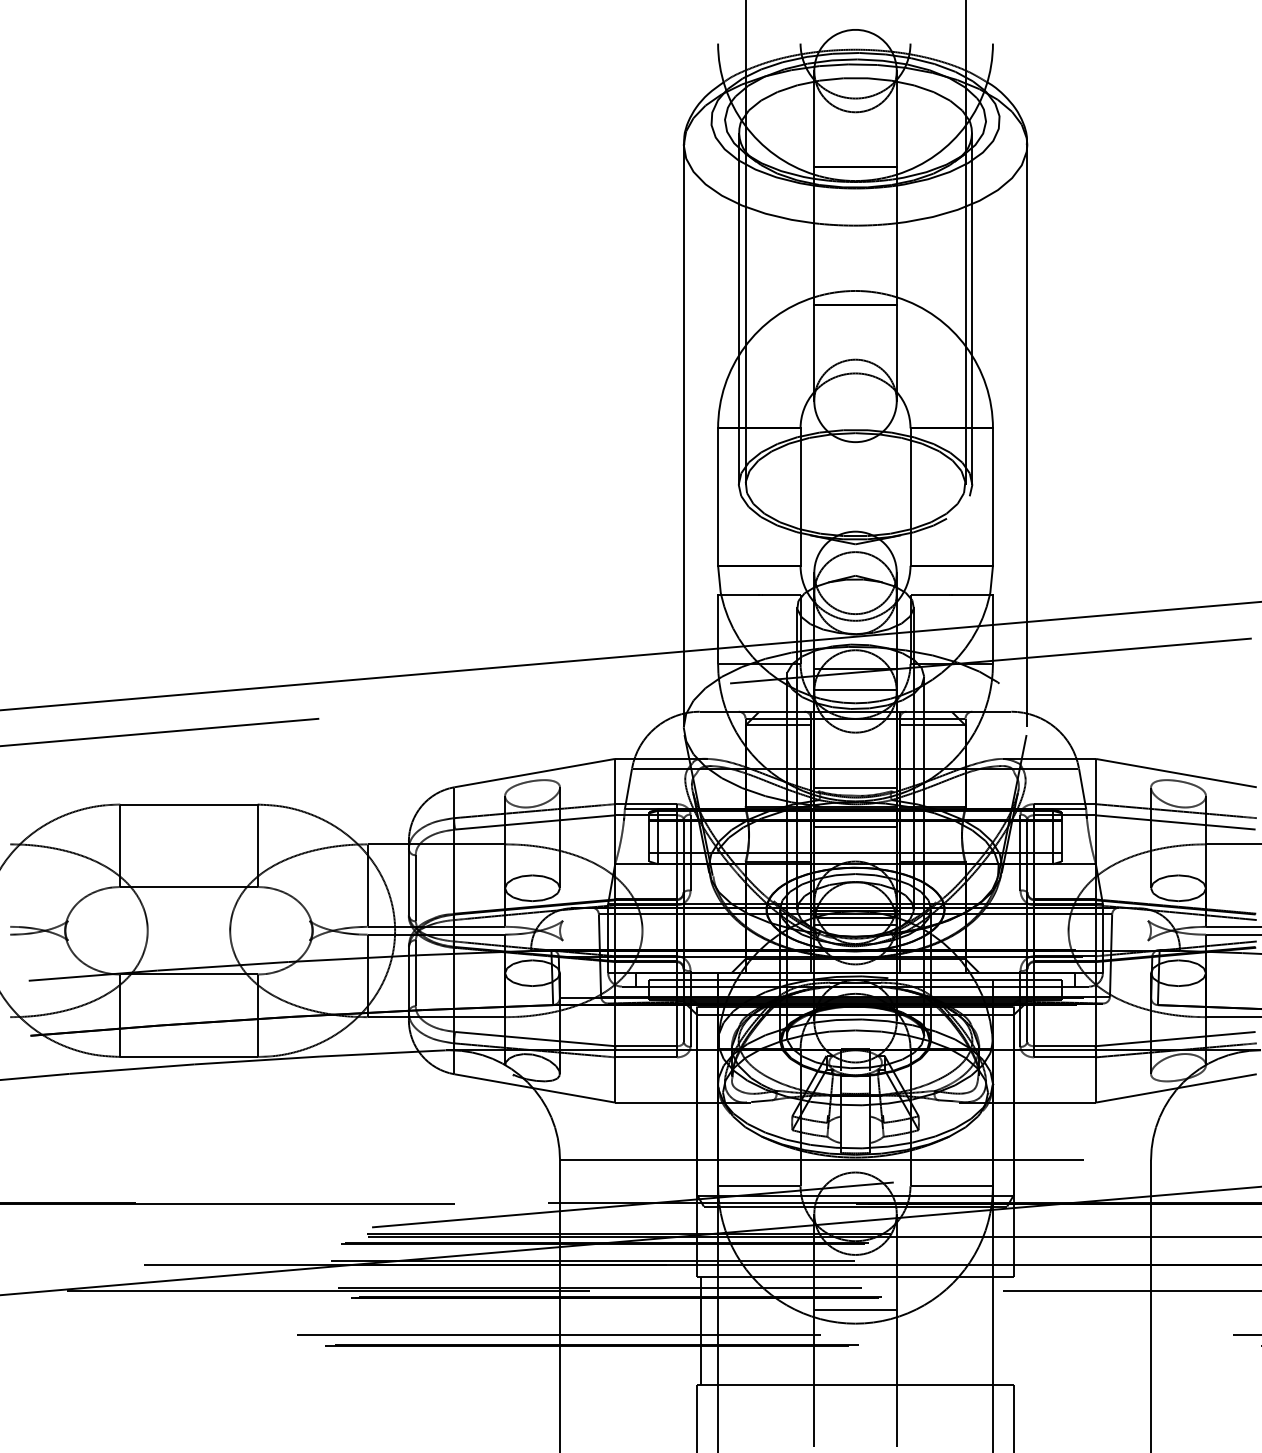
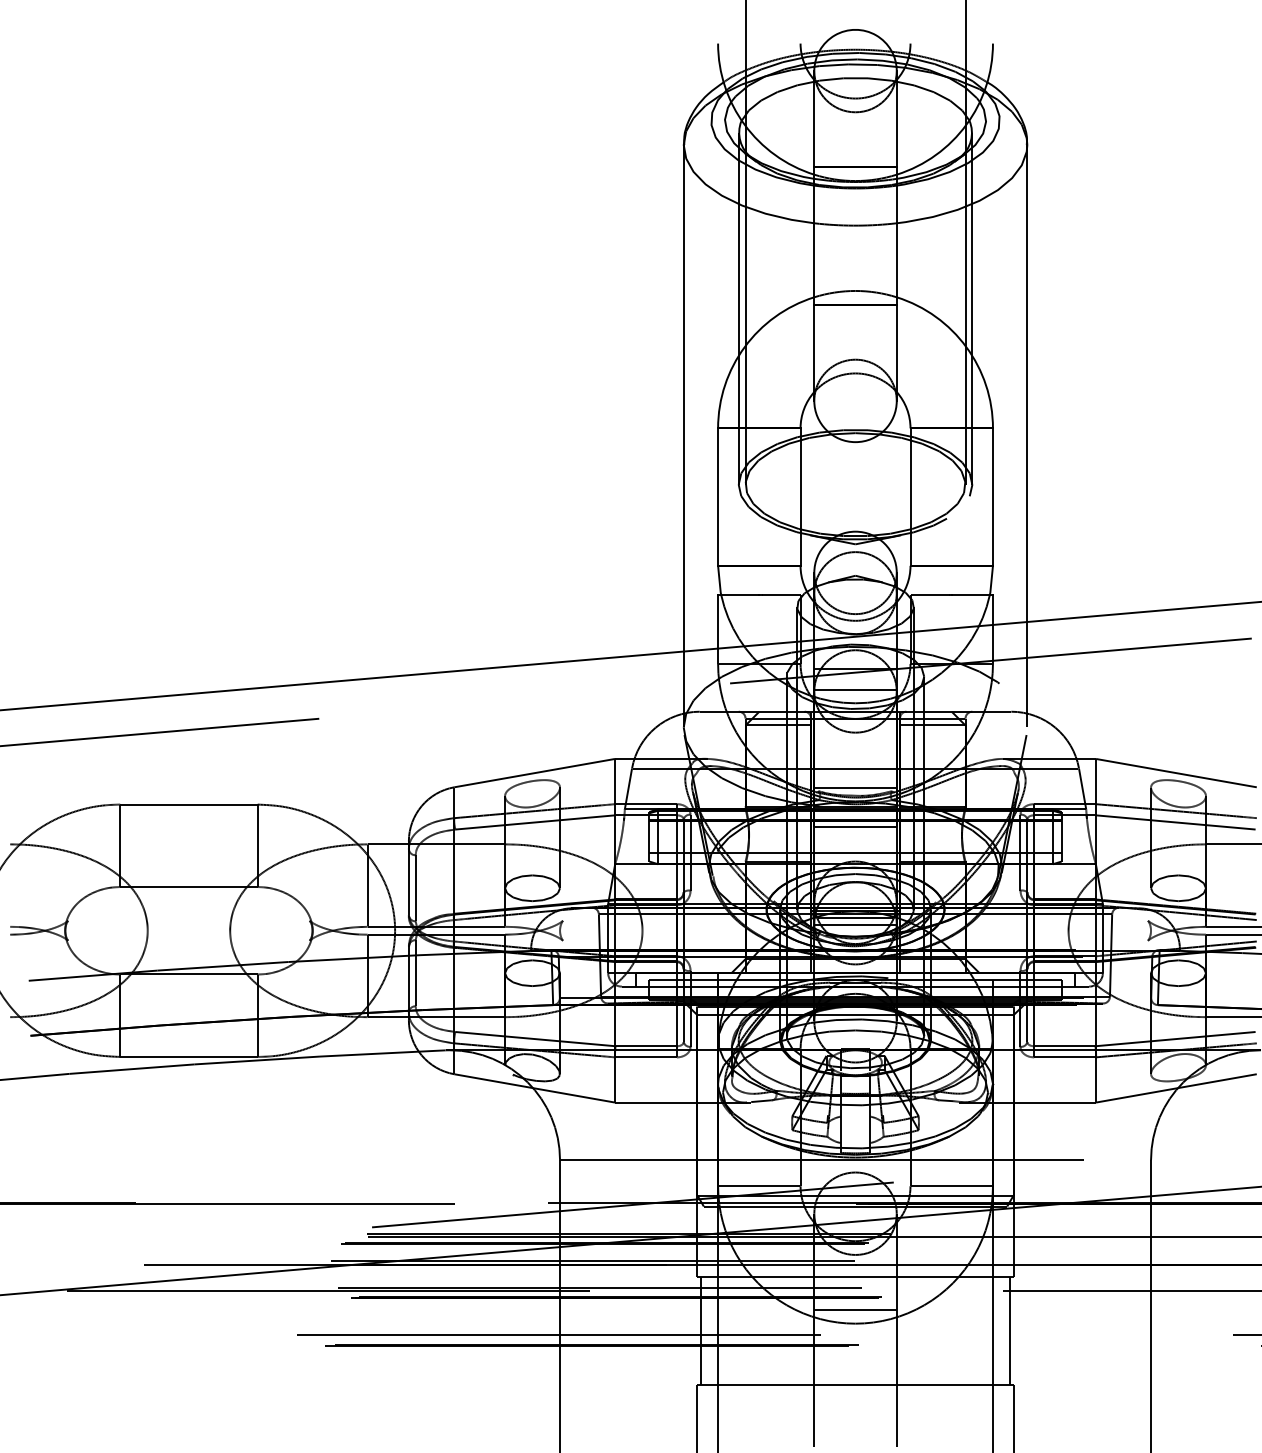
line: none -> present (1010, 1330)
